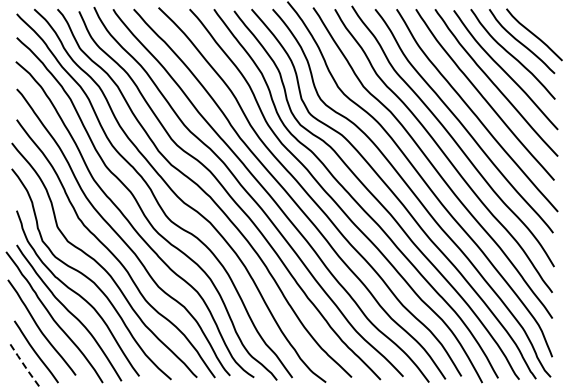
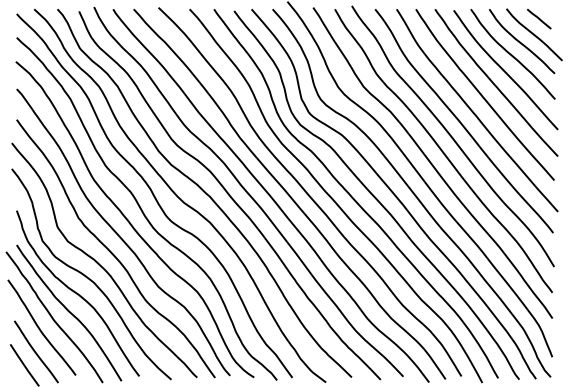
line: none -> present (539, 18)
line: dashed -> solid (24, 365)
